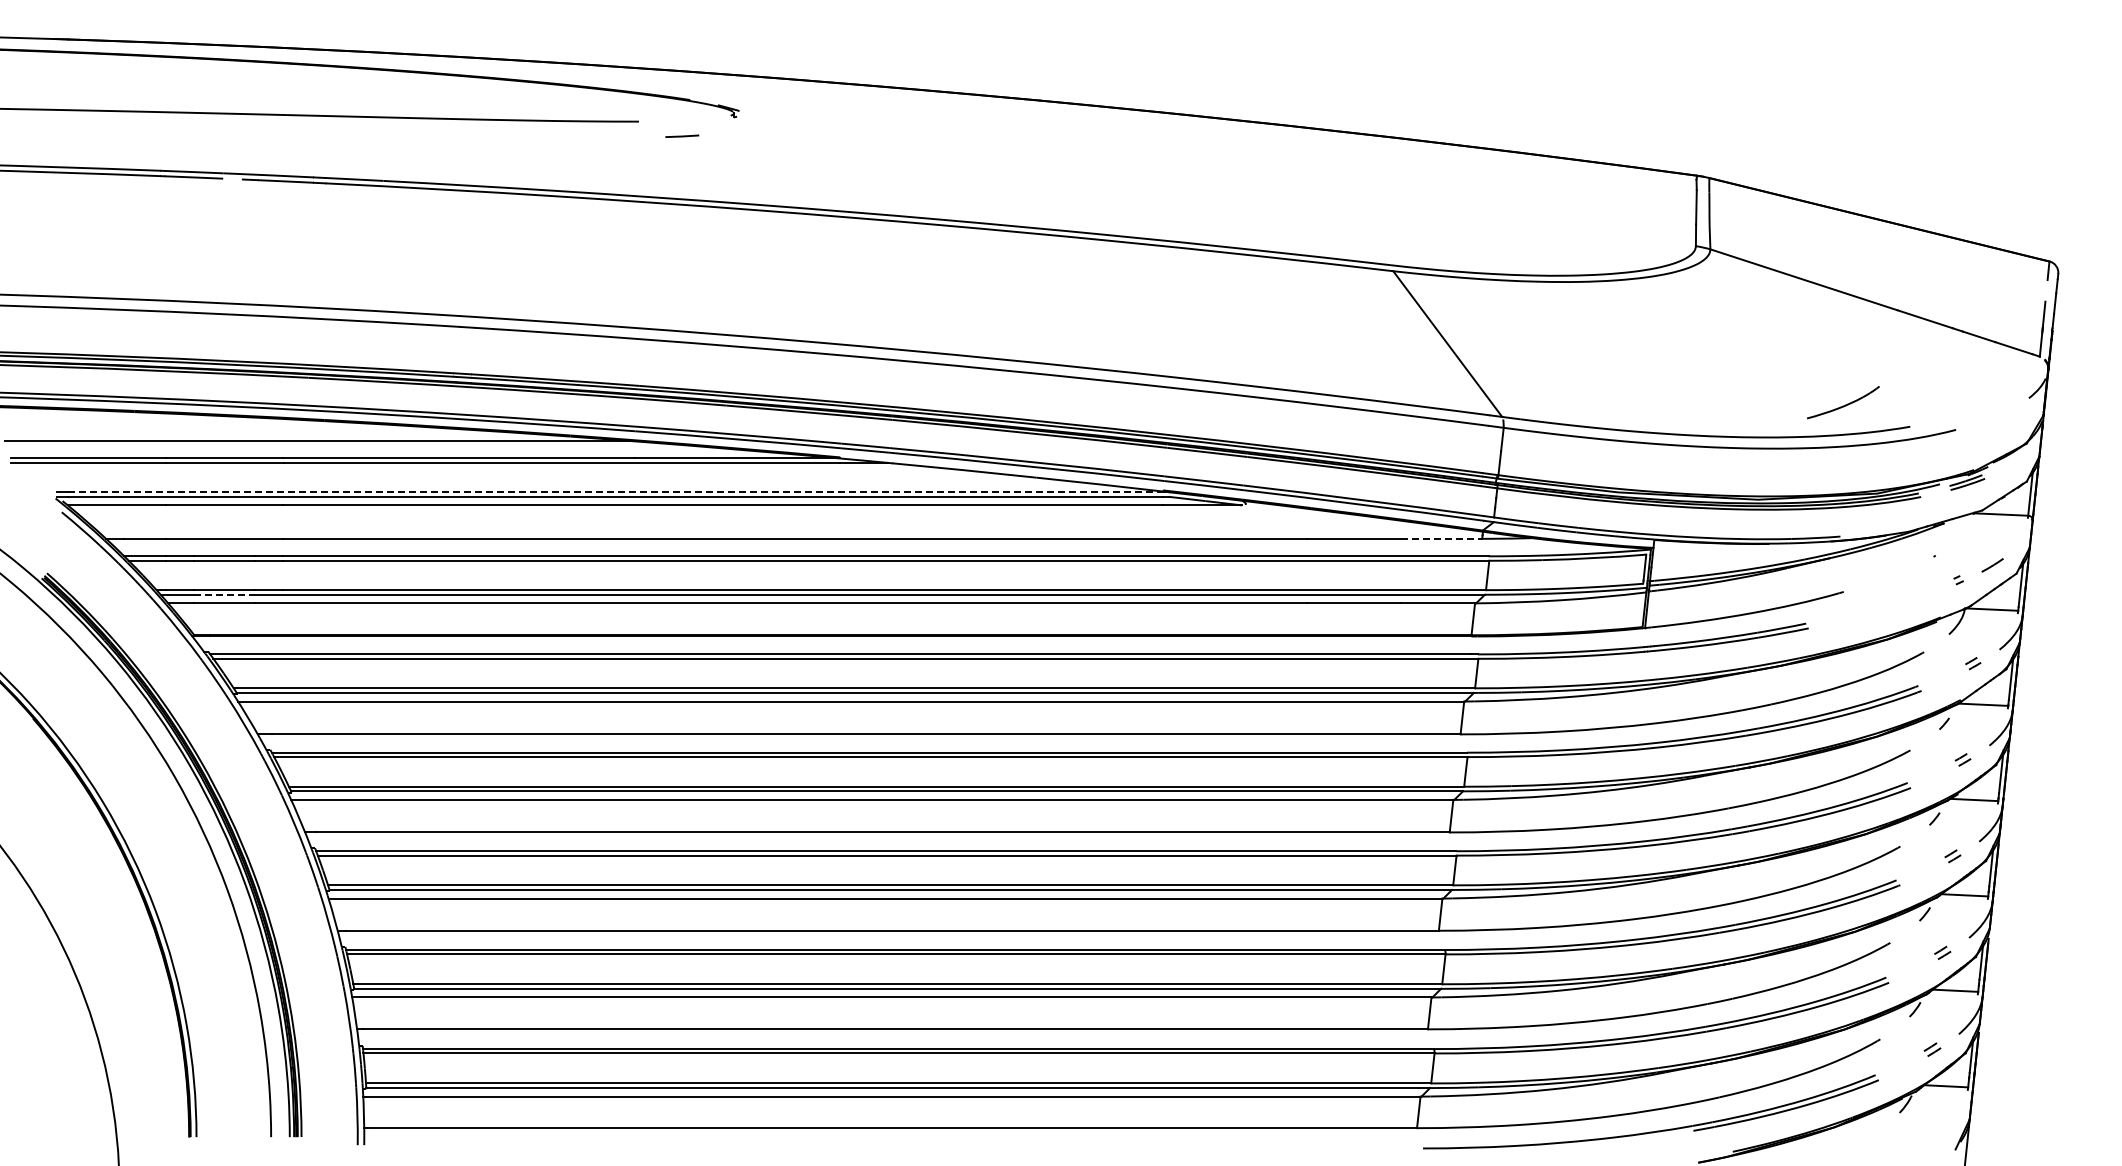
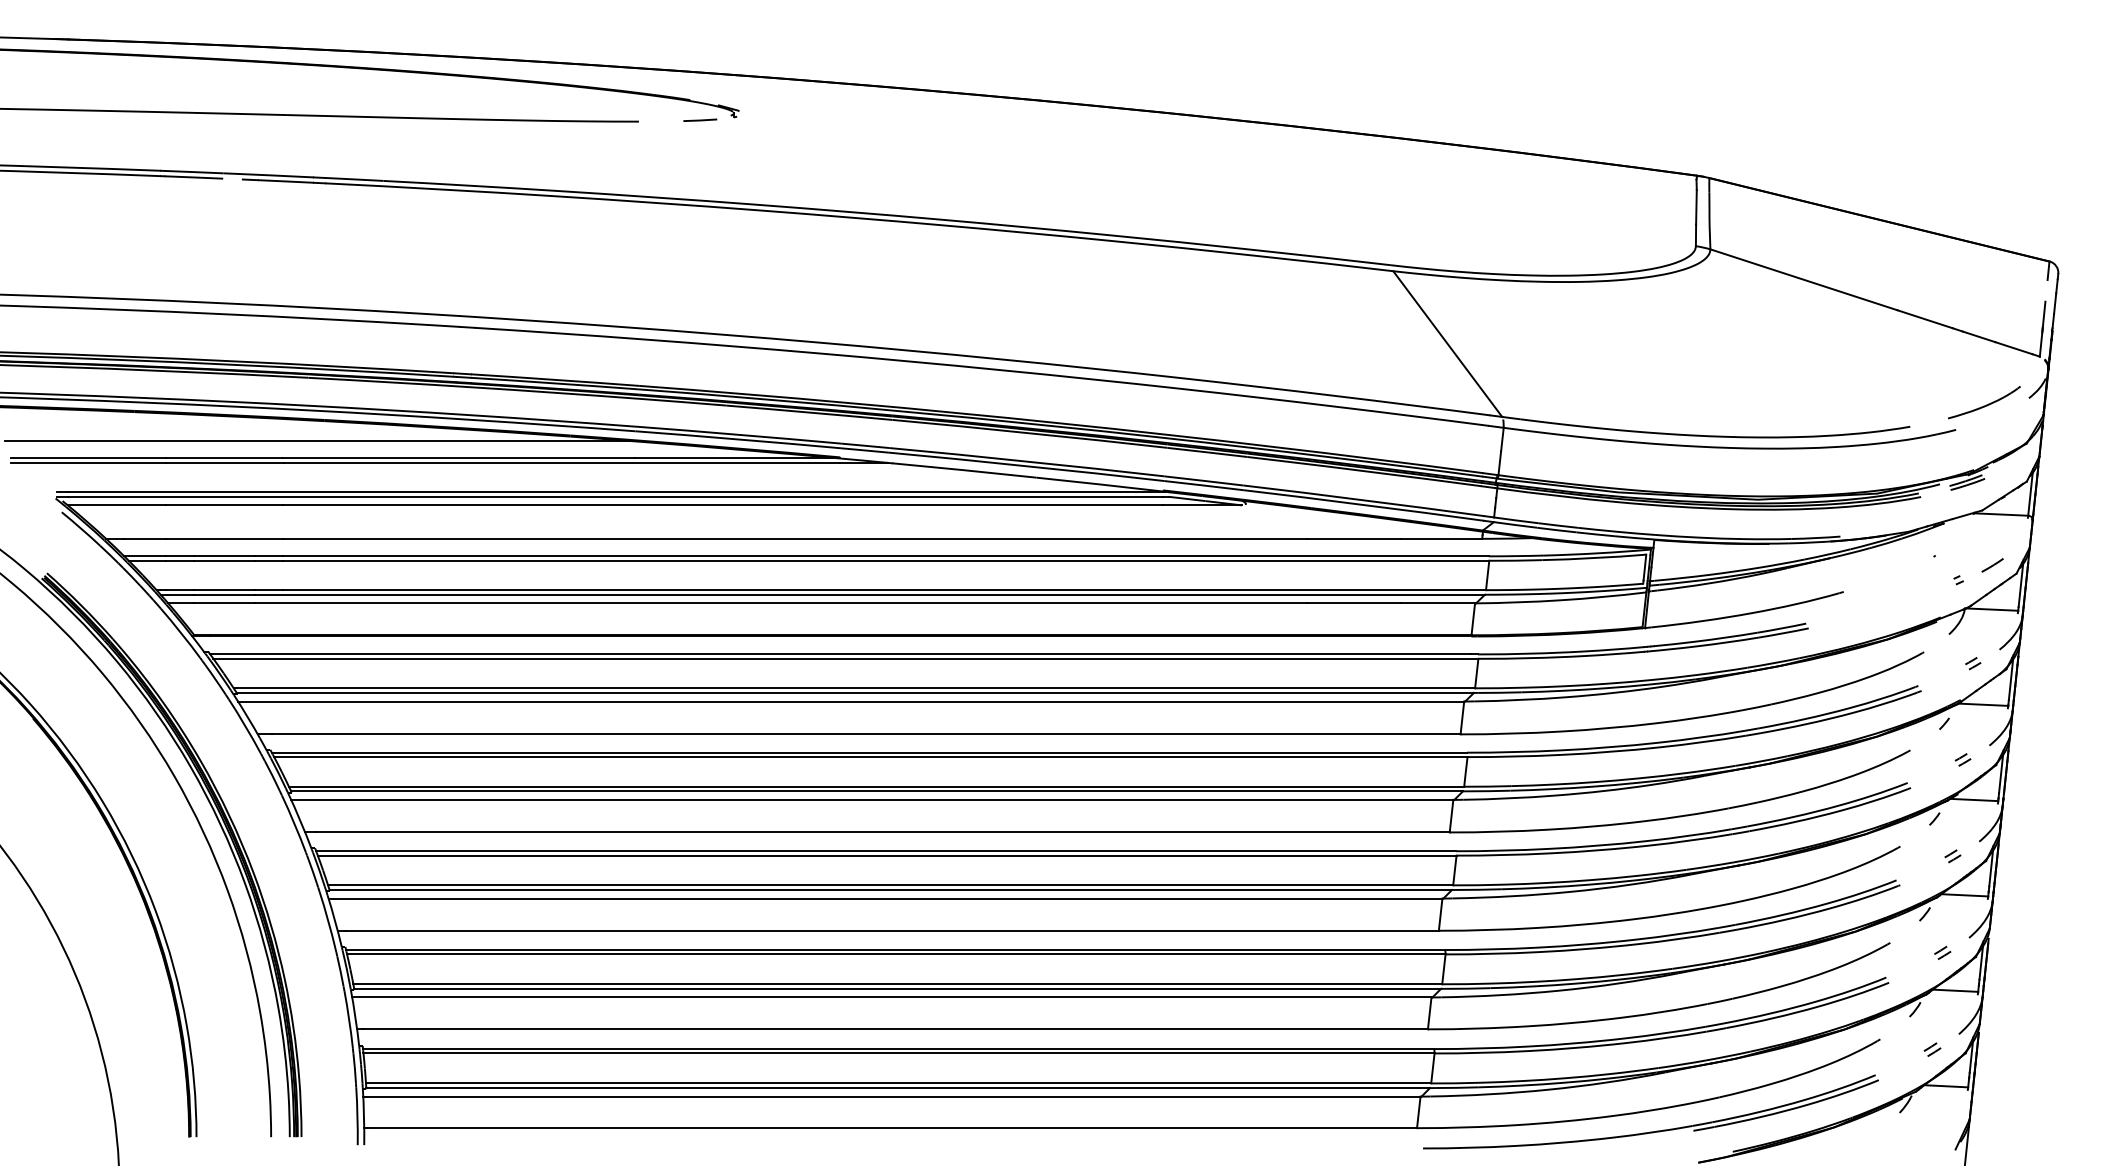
line position: (682, 135) -> (700, 119) (700, 119)
part position: (1843, 402) -> (1984, 402) (1984, 402)
line: dashed -> solid (613, 492)
line: dashed -> solid (1441, 538)
line: dashed -> solid (225, 594)
